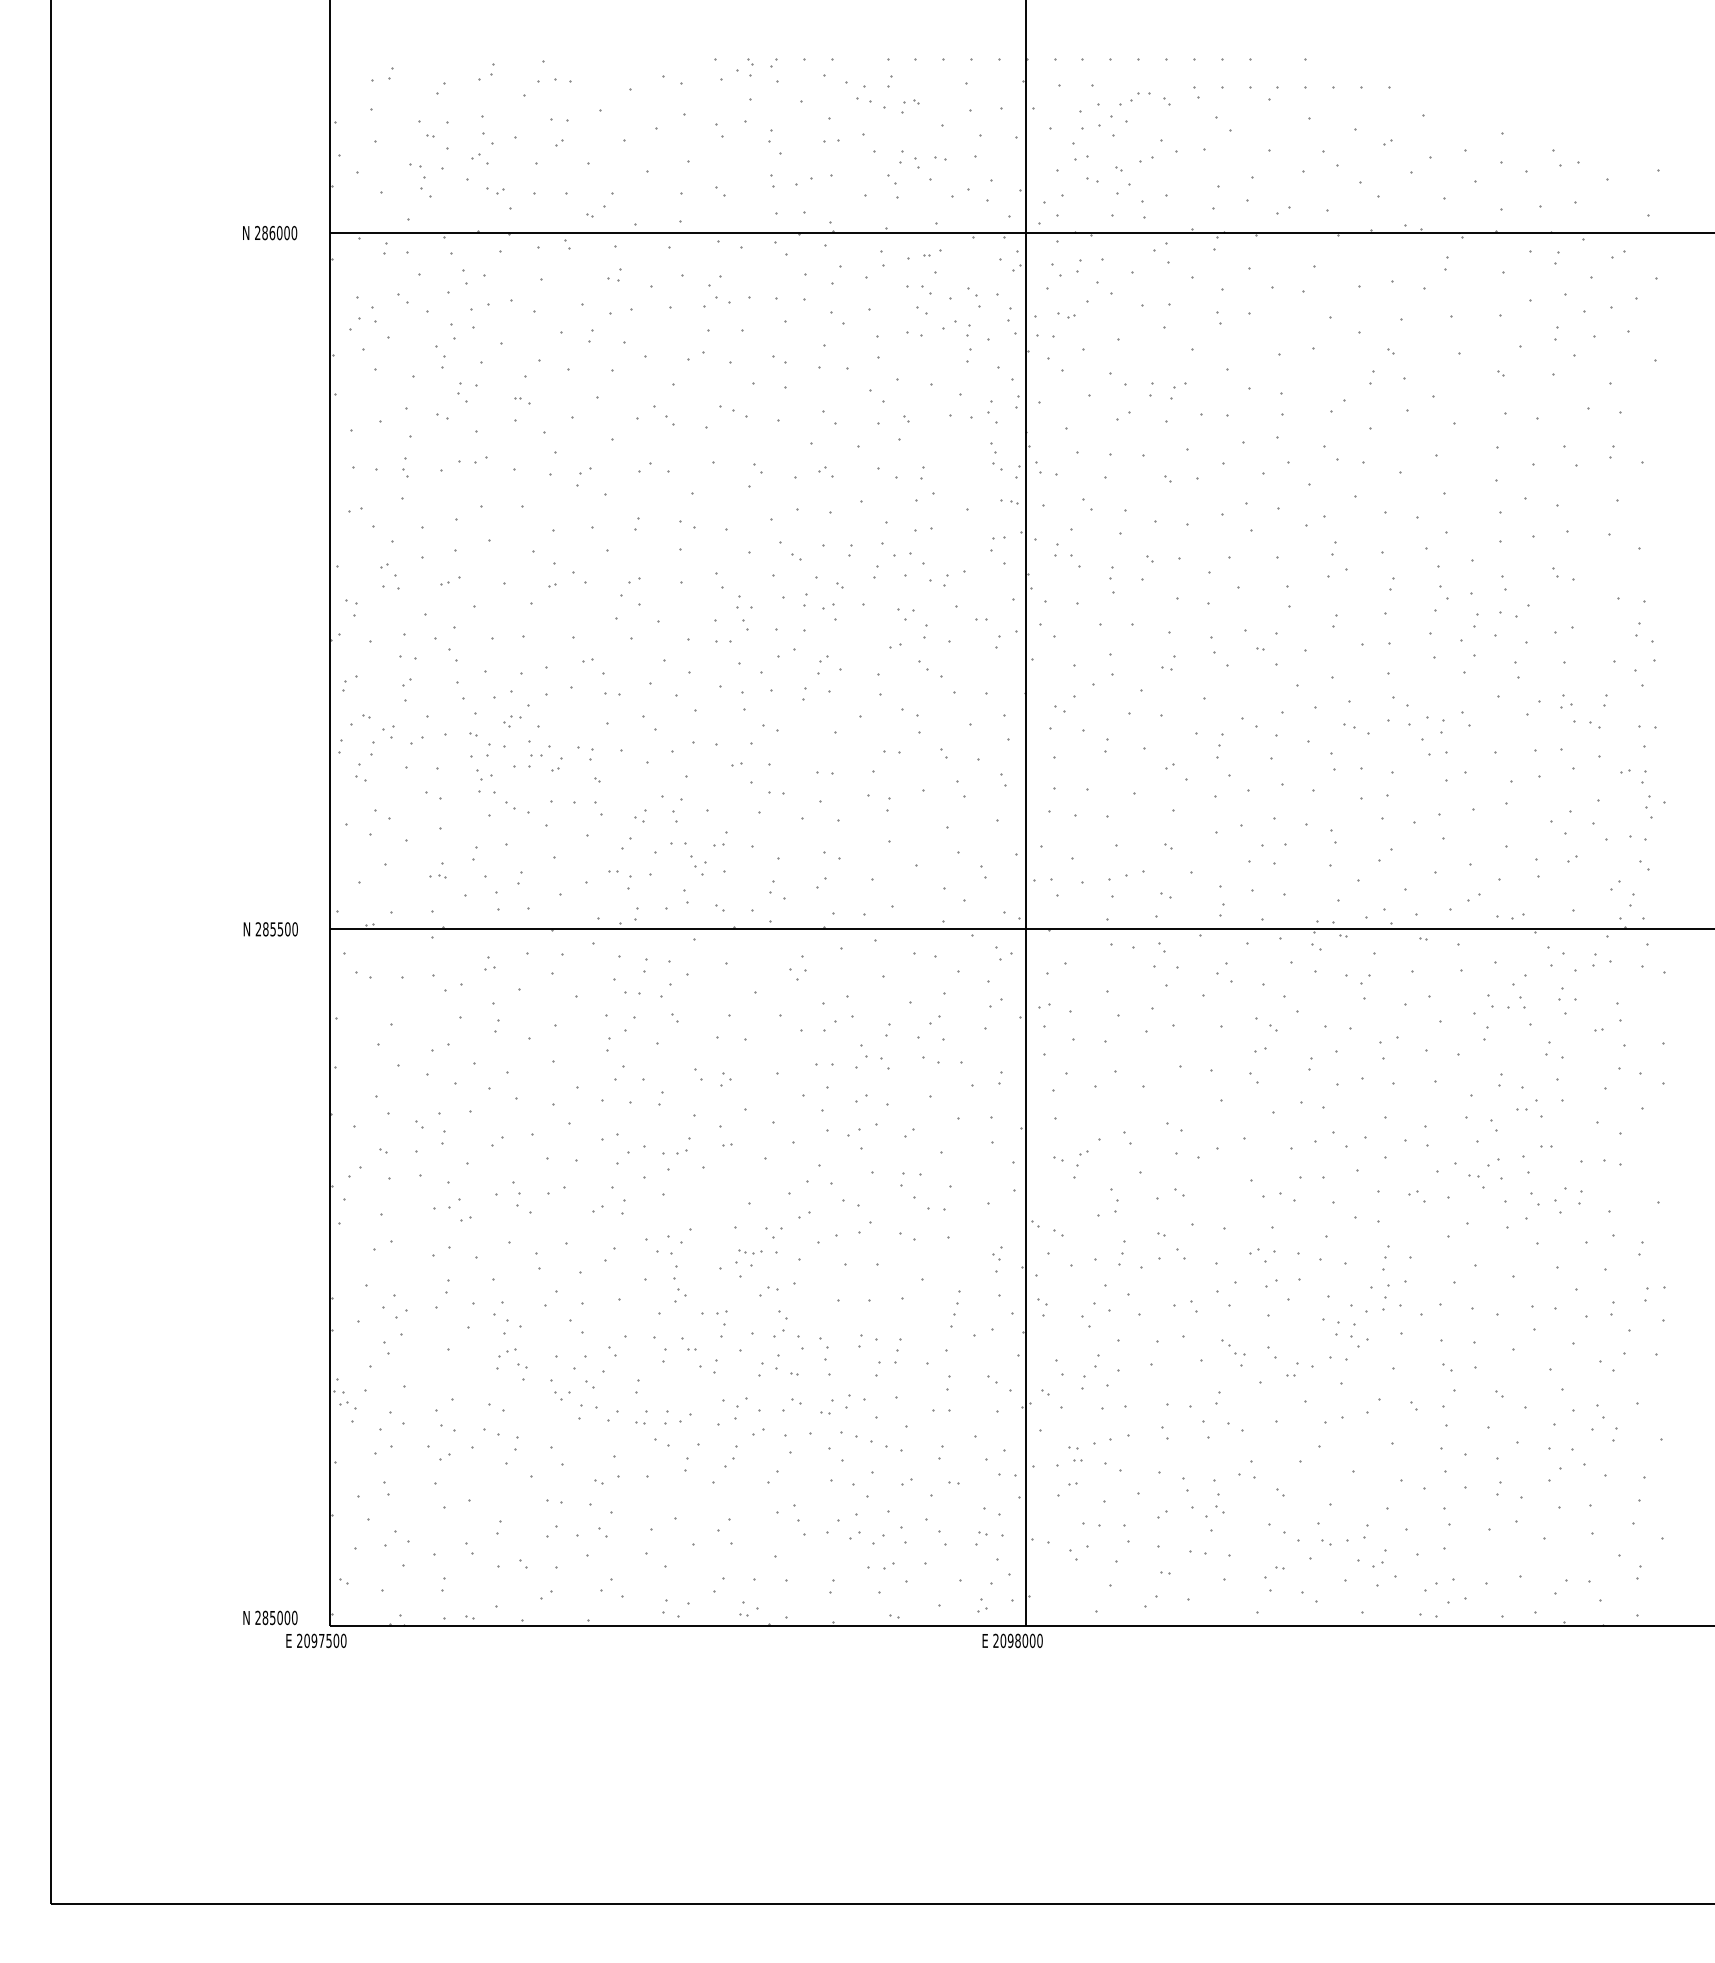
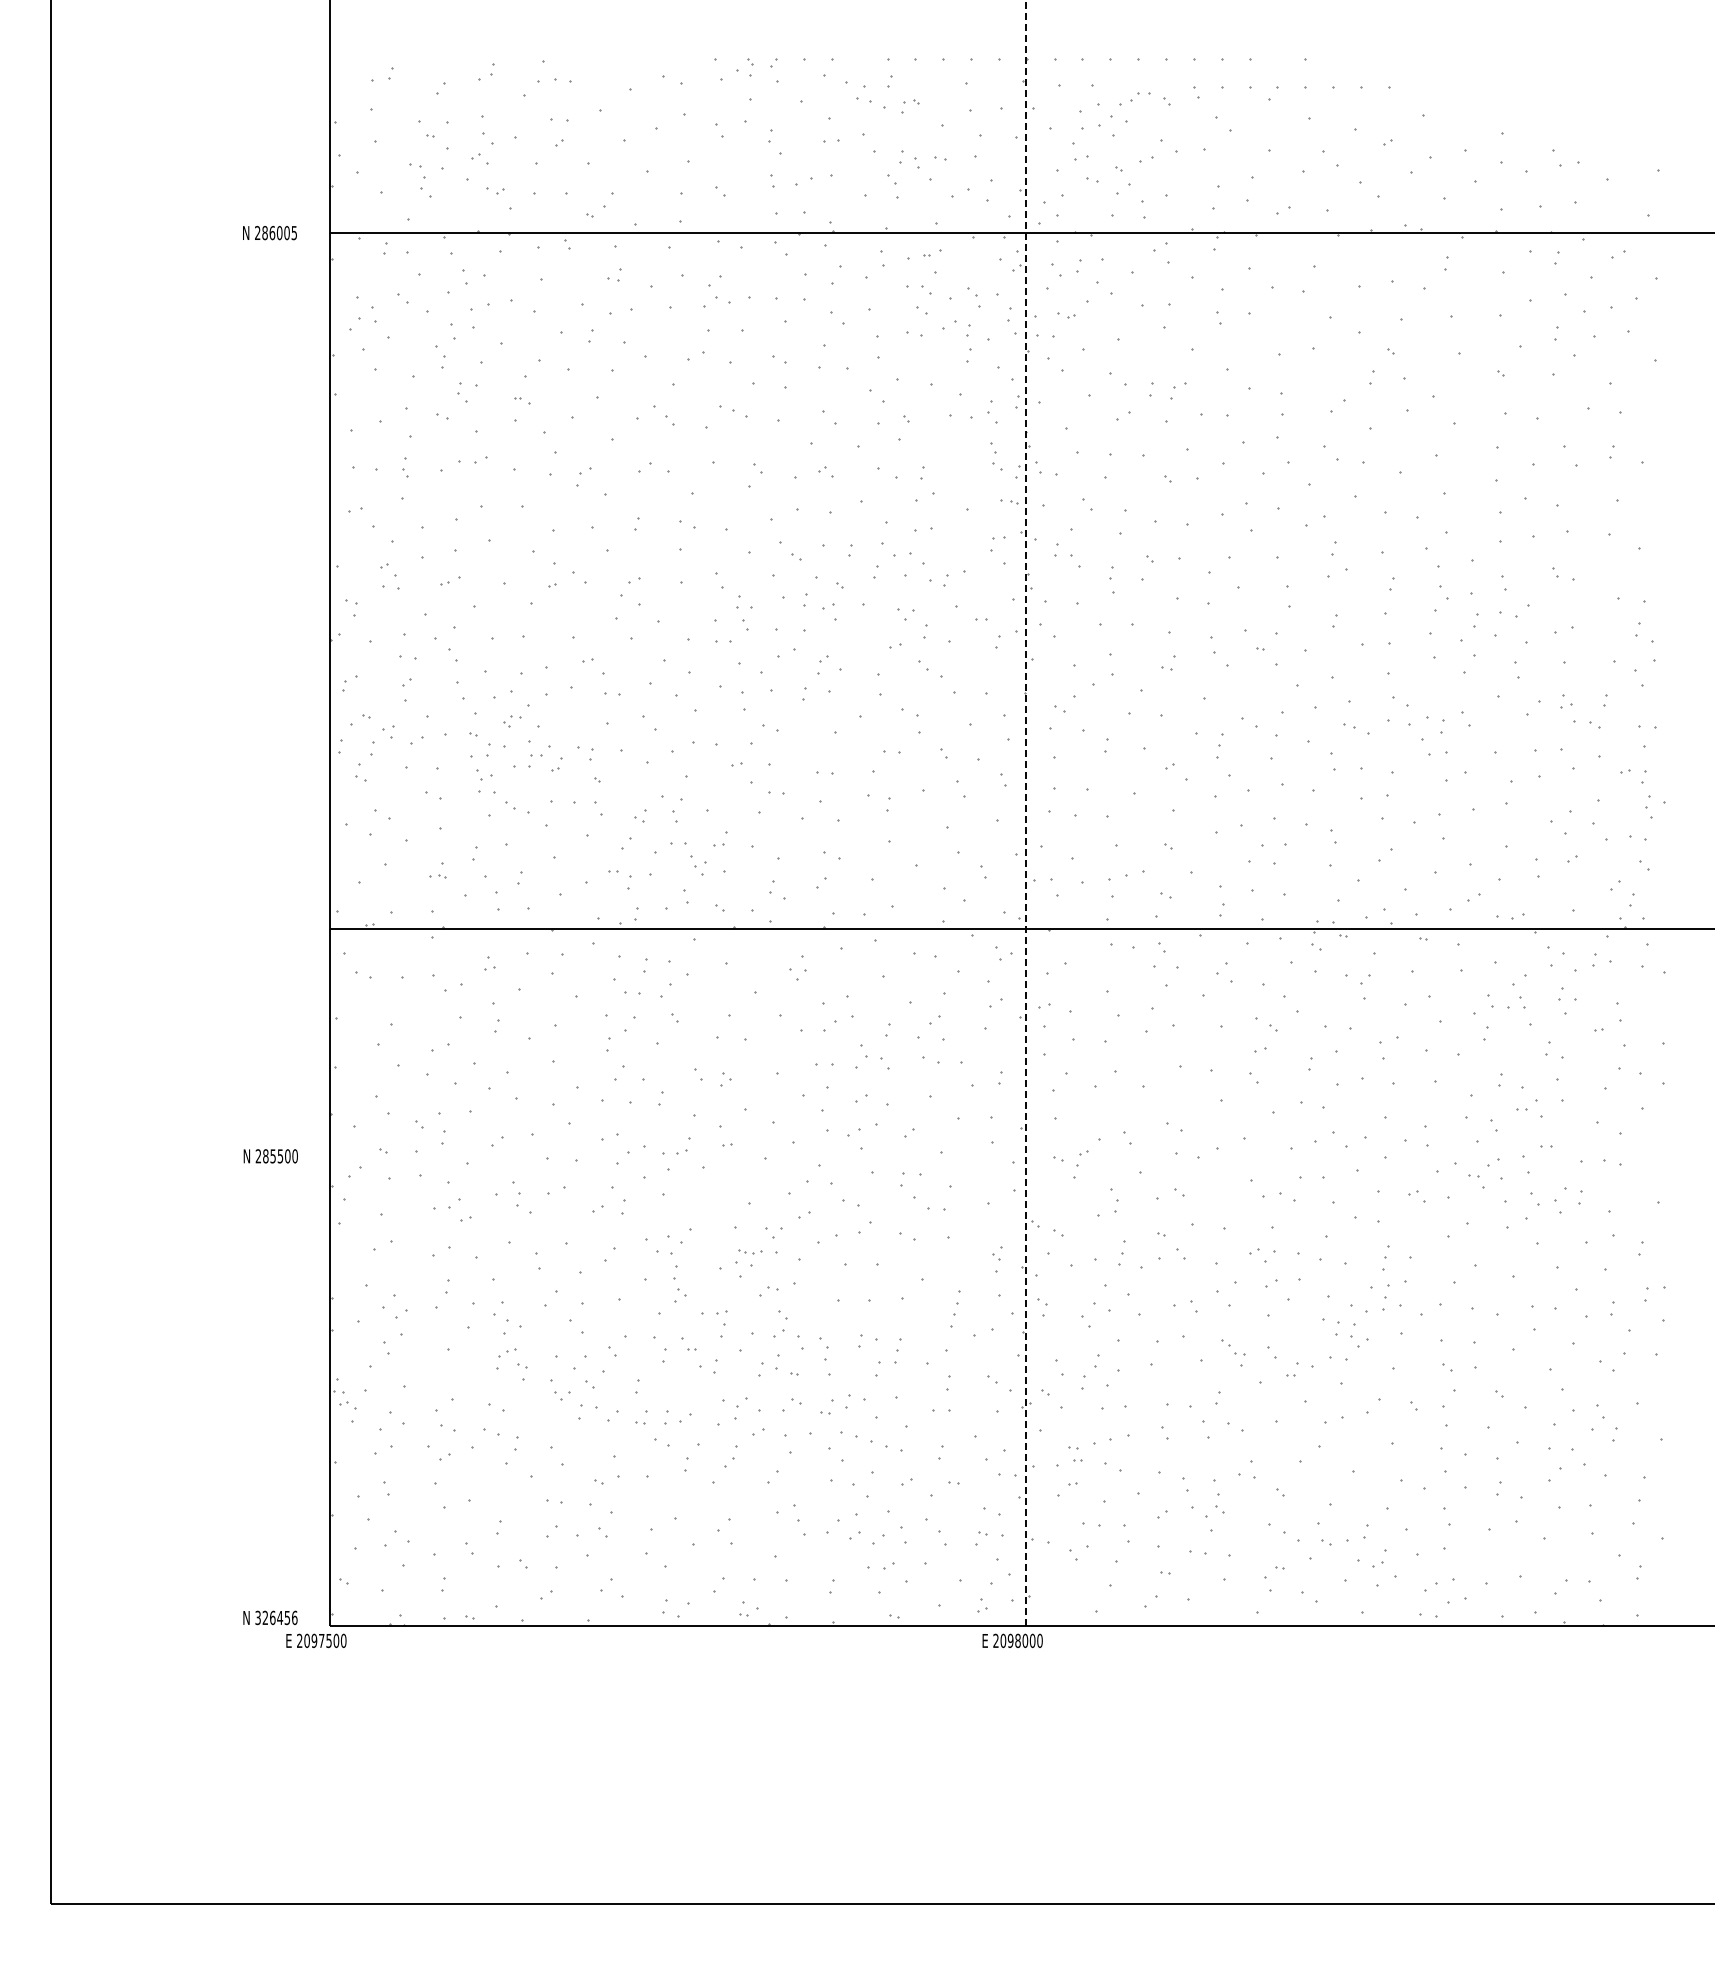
text: 286000 -> 286005 (294, 233)
line: solid -> dashed (1026, 812)
text position: (270, 929) -> (270, 1156) (270, 1156)
text: 285000 -> 326456 (276, 1617)
